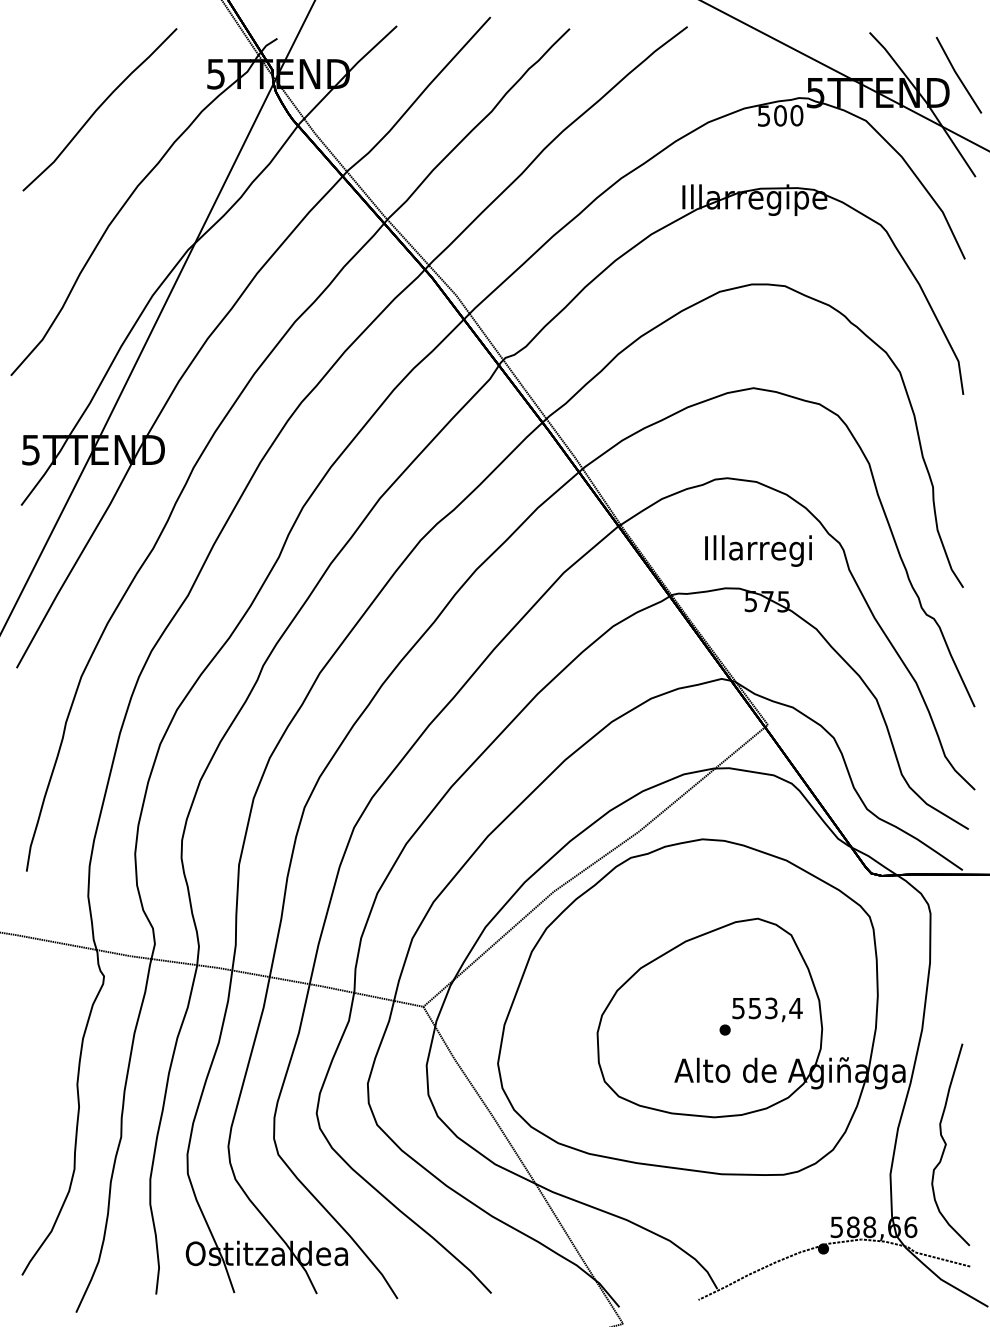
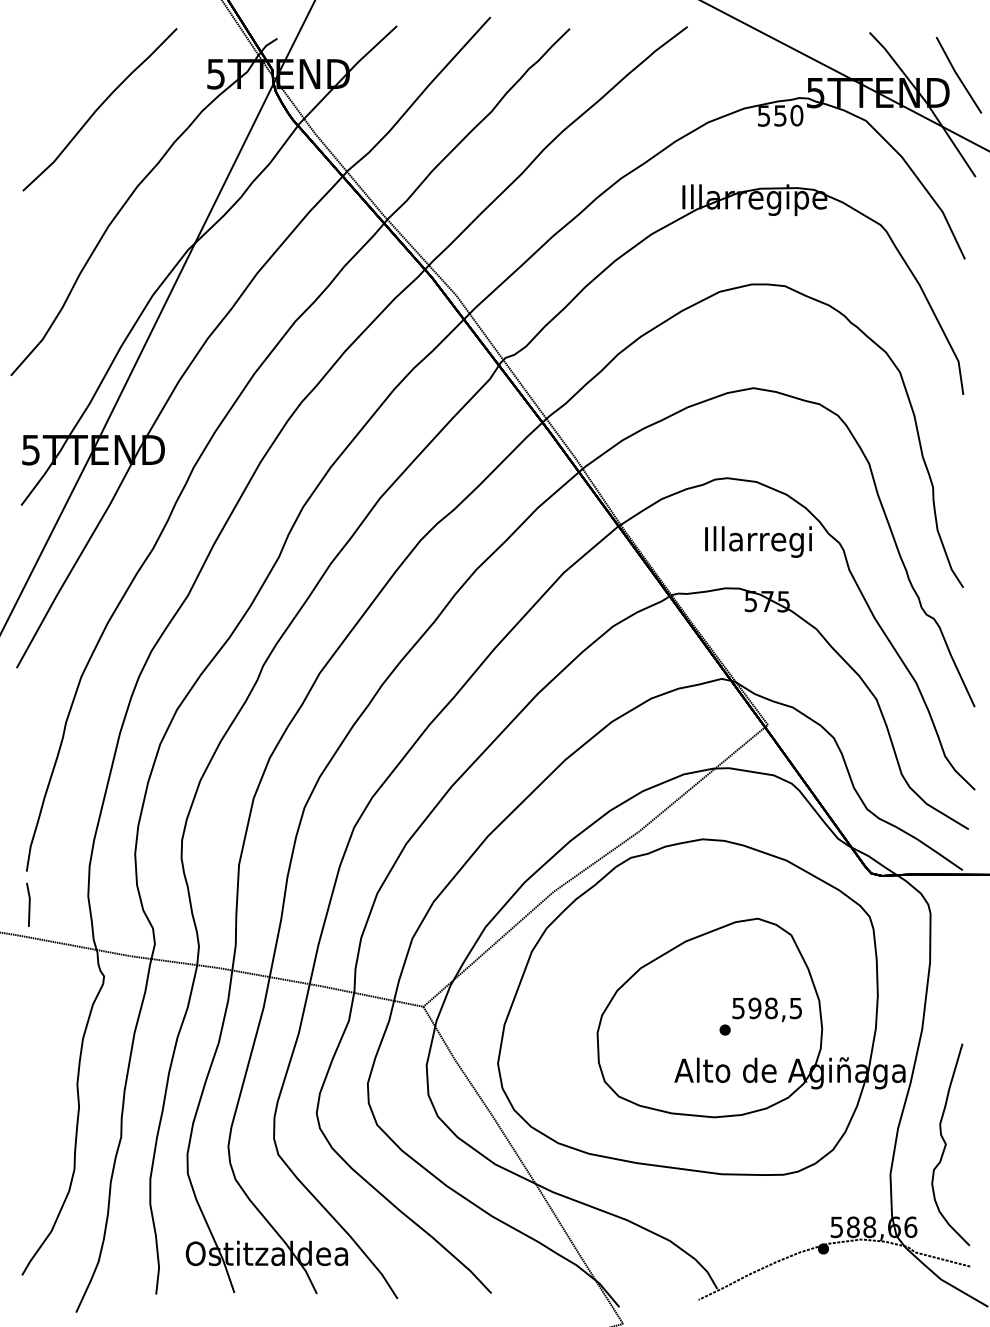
text: 500 -> 550 (780, 115)
text position: (758, 550) -> (758, 541) (758, 541)
line: none -> present (28, 904)
text: 553,4 -> 598,5 (775, 1008)
